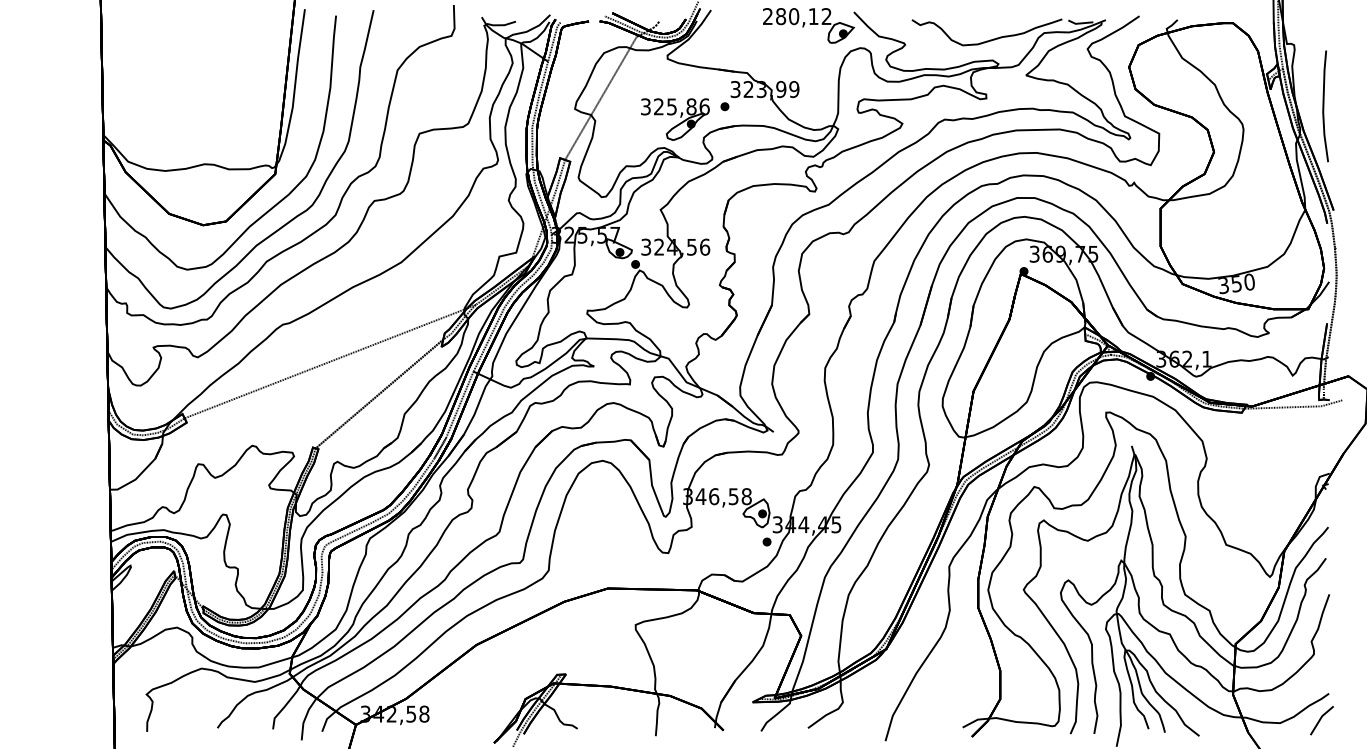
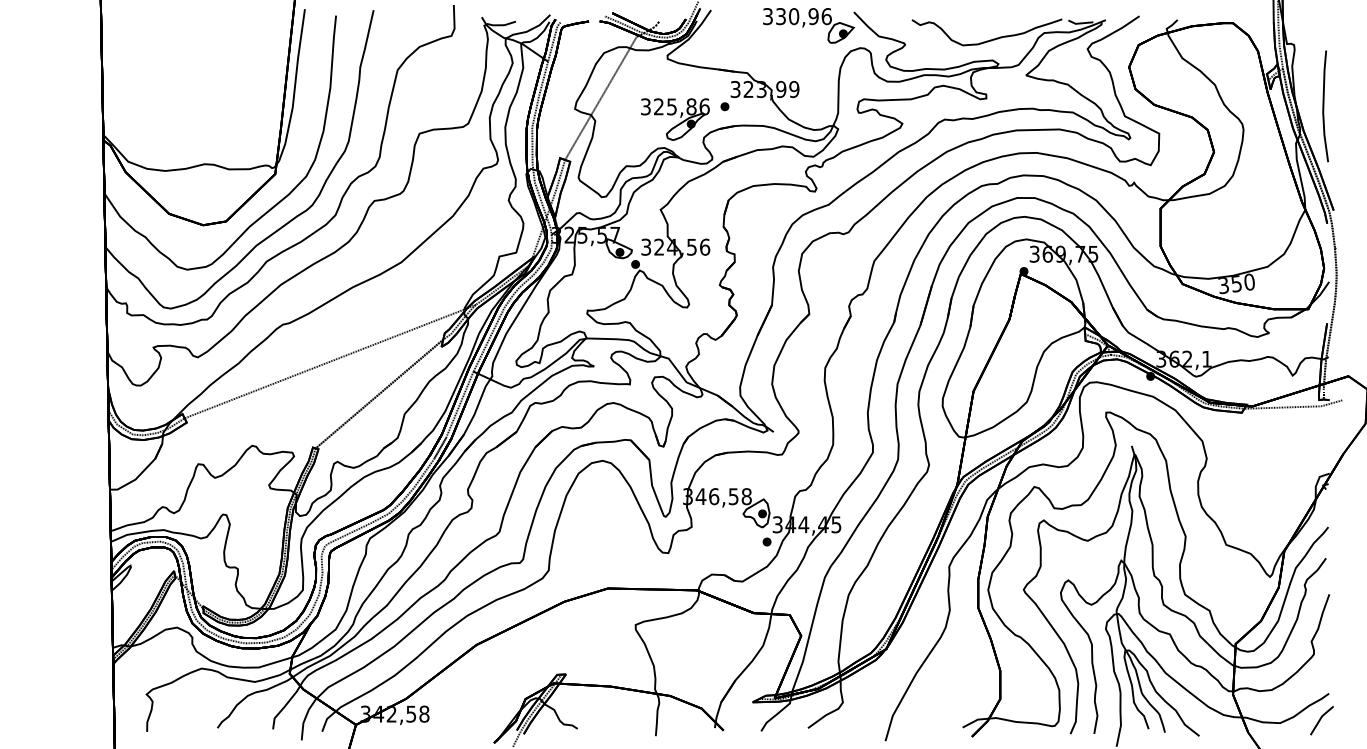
text: 280,12 -> 330,96 (797, 16)
